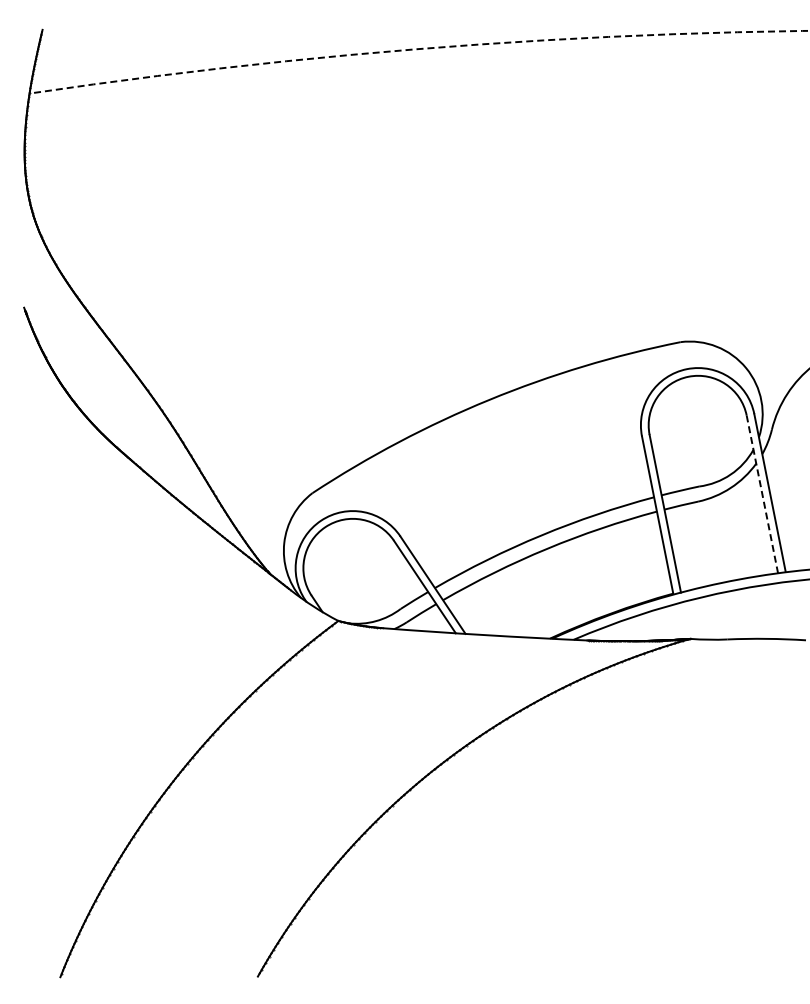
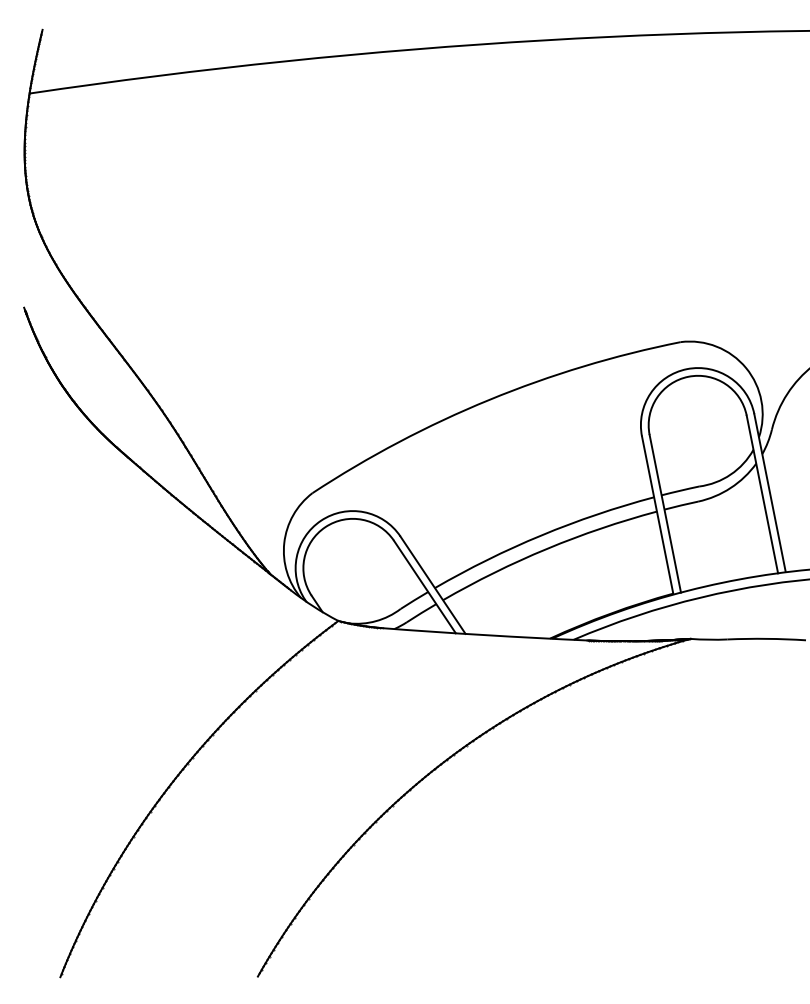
arc: dashed -> solid (417, 49)
line: dashed -> solid (762, 494)
